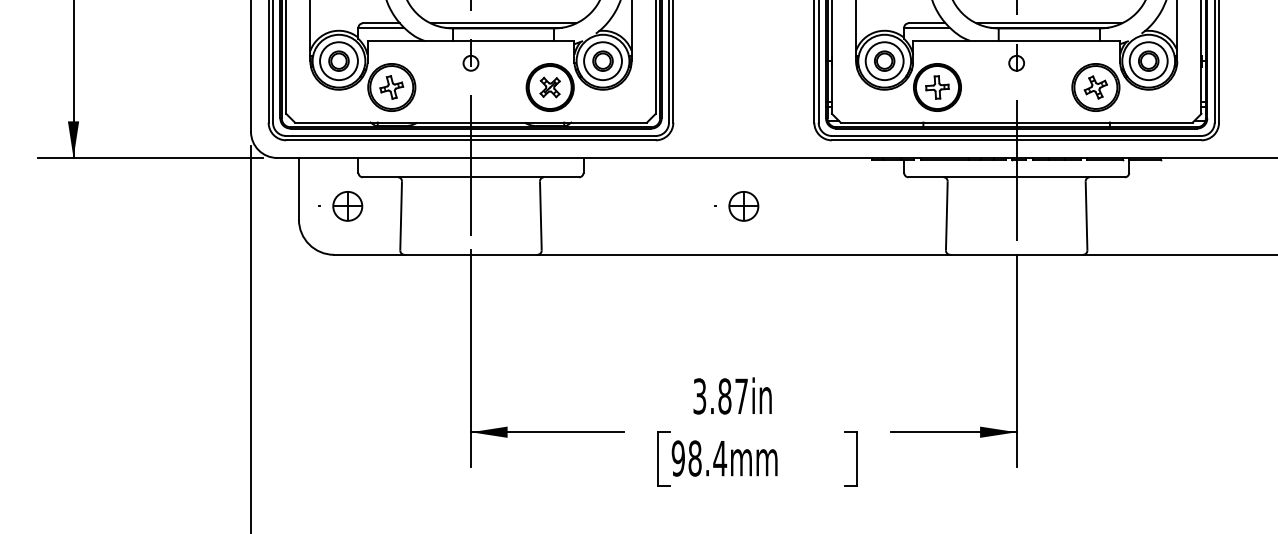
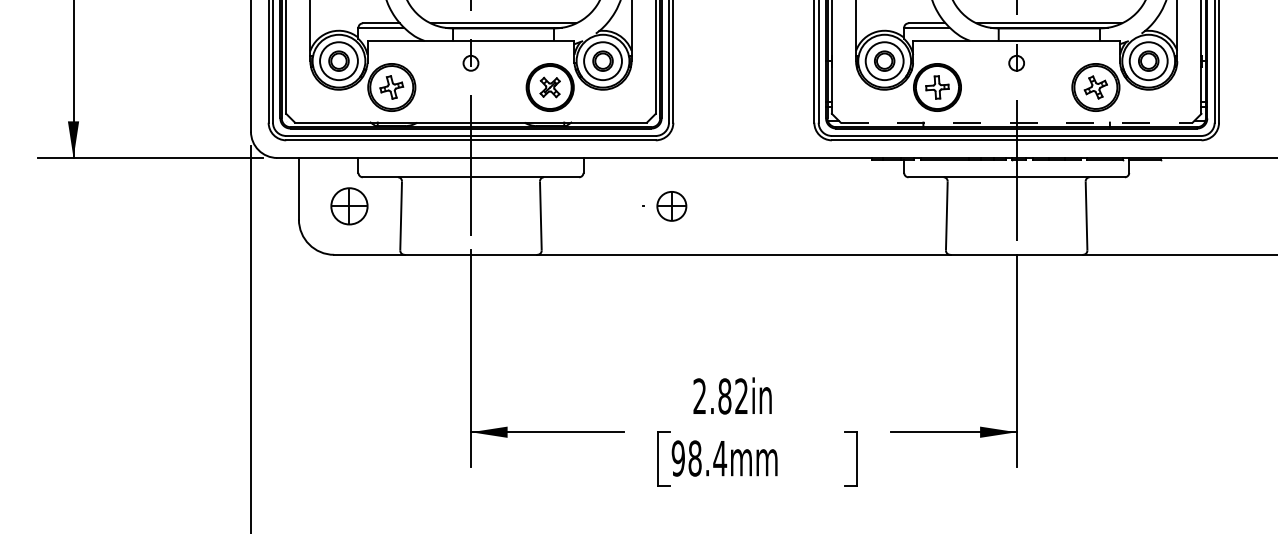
line: solid -> dashed (1017, 122)
part size: 46x31 px -> 39x39 px (349, 206)
part position: (736, 206) -> (664, 206) (664, 206)
text: 3.87in -> 2.82in (720, 396)
